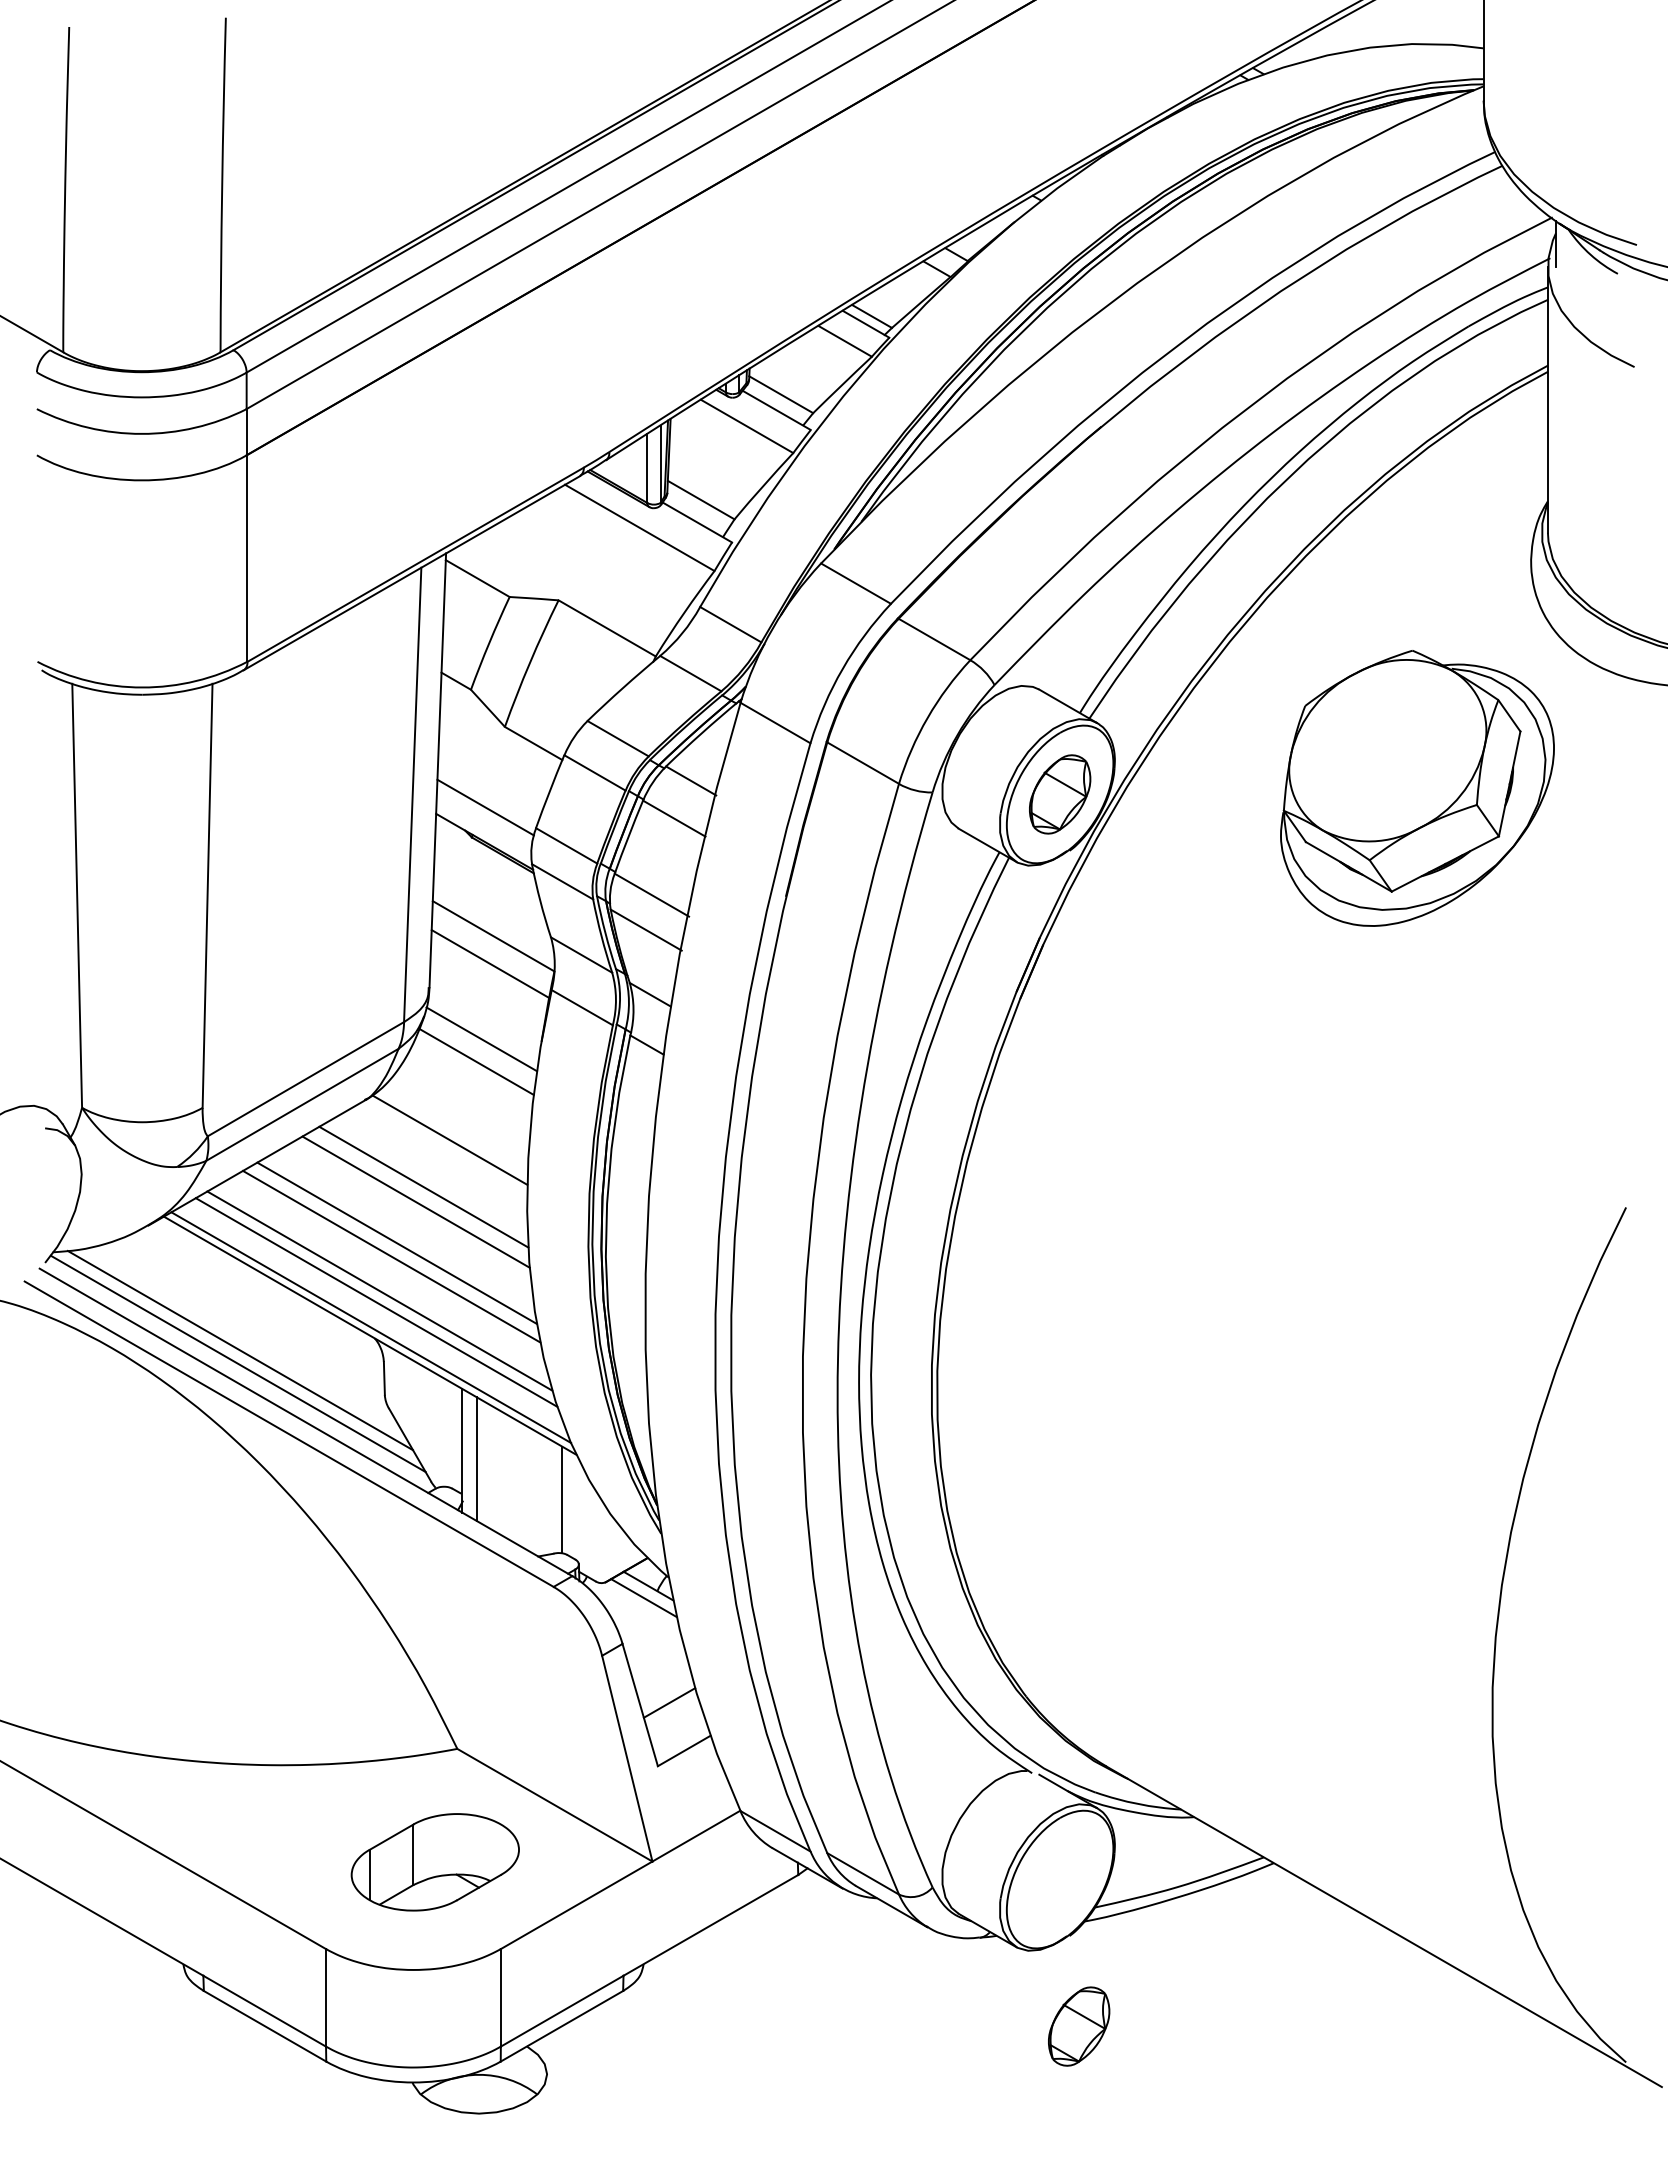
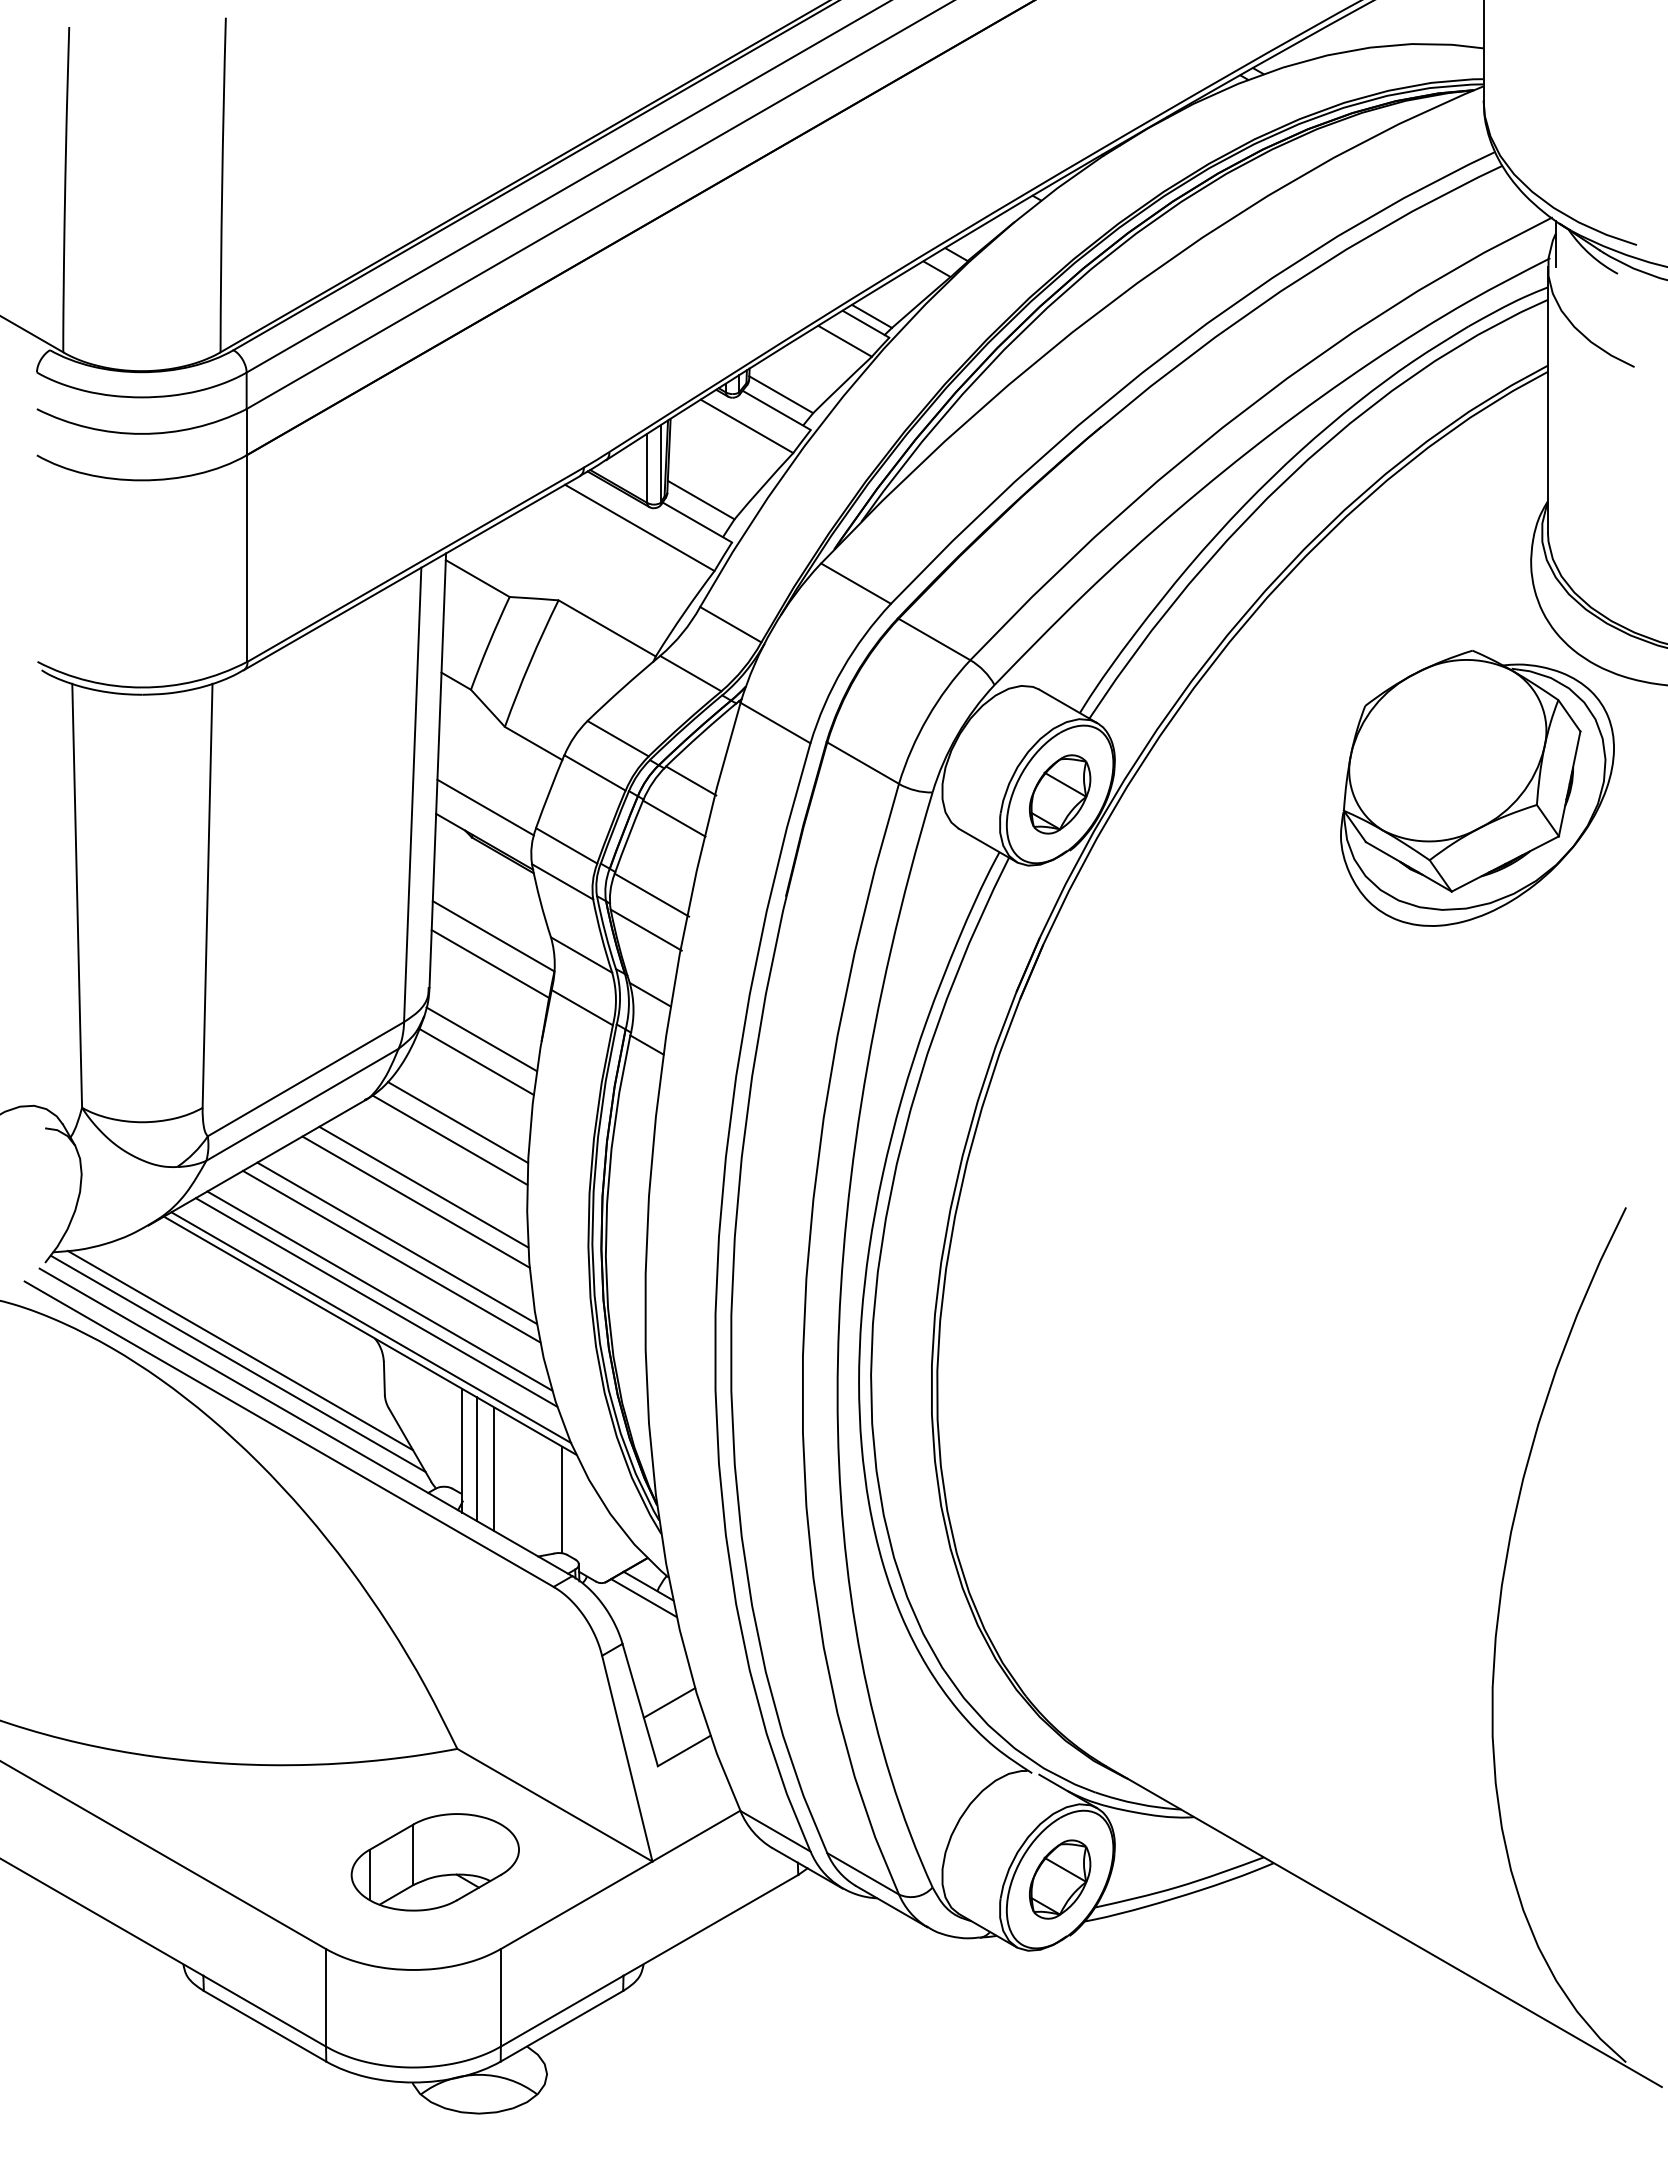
part position: (1417, 788) -> (1477, 788) (1477, 788)
line: none -> present (457, 1122)
line: none -> present (494, 1469)
part position: (1079, 2026) -> (1060, 1879) (1060, 1879)
